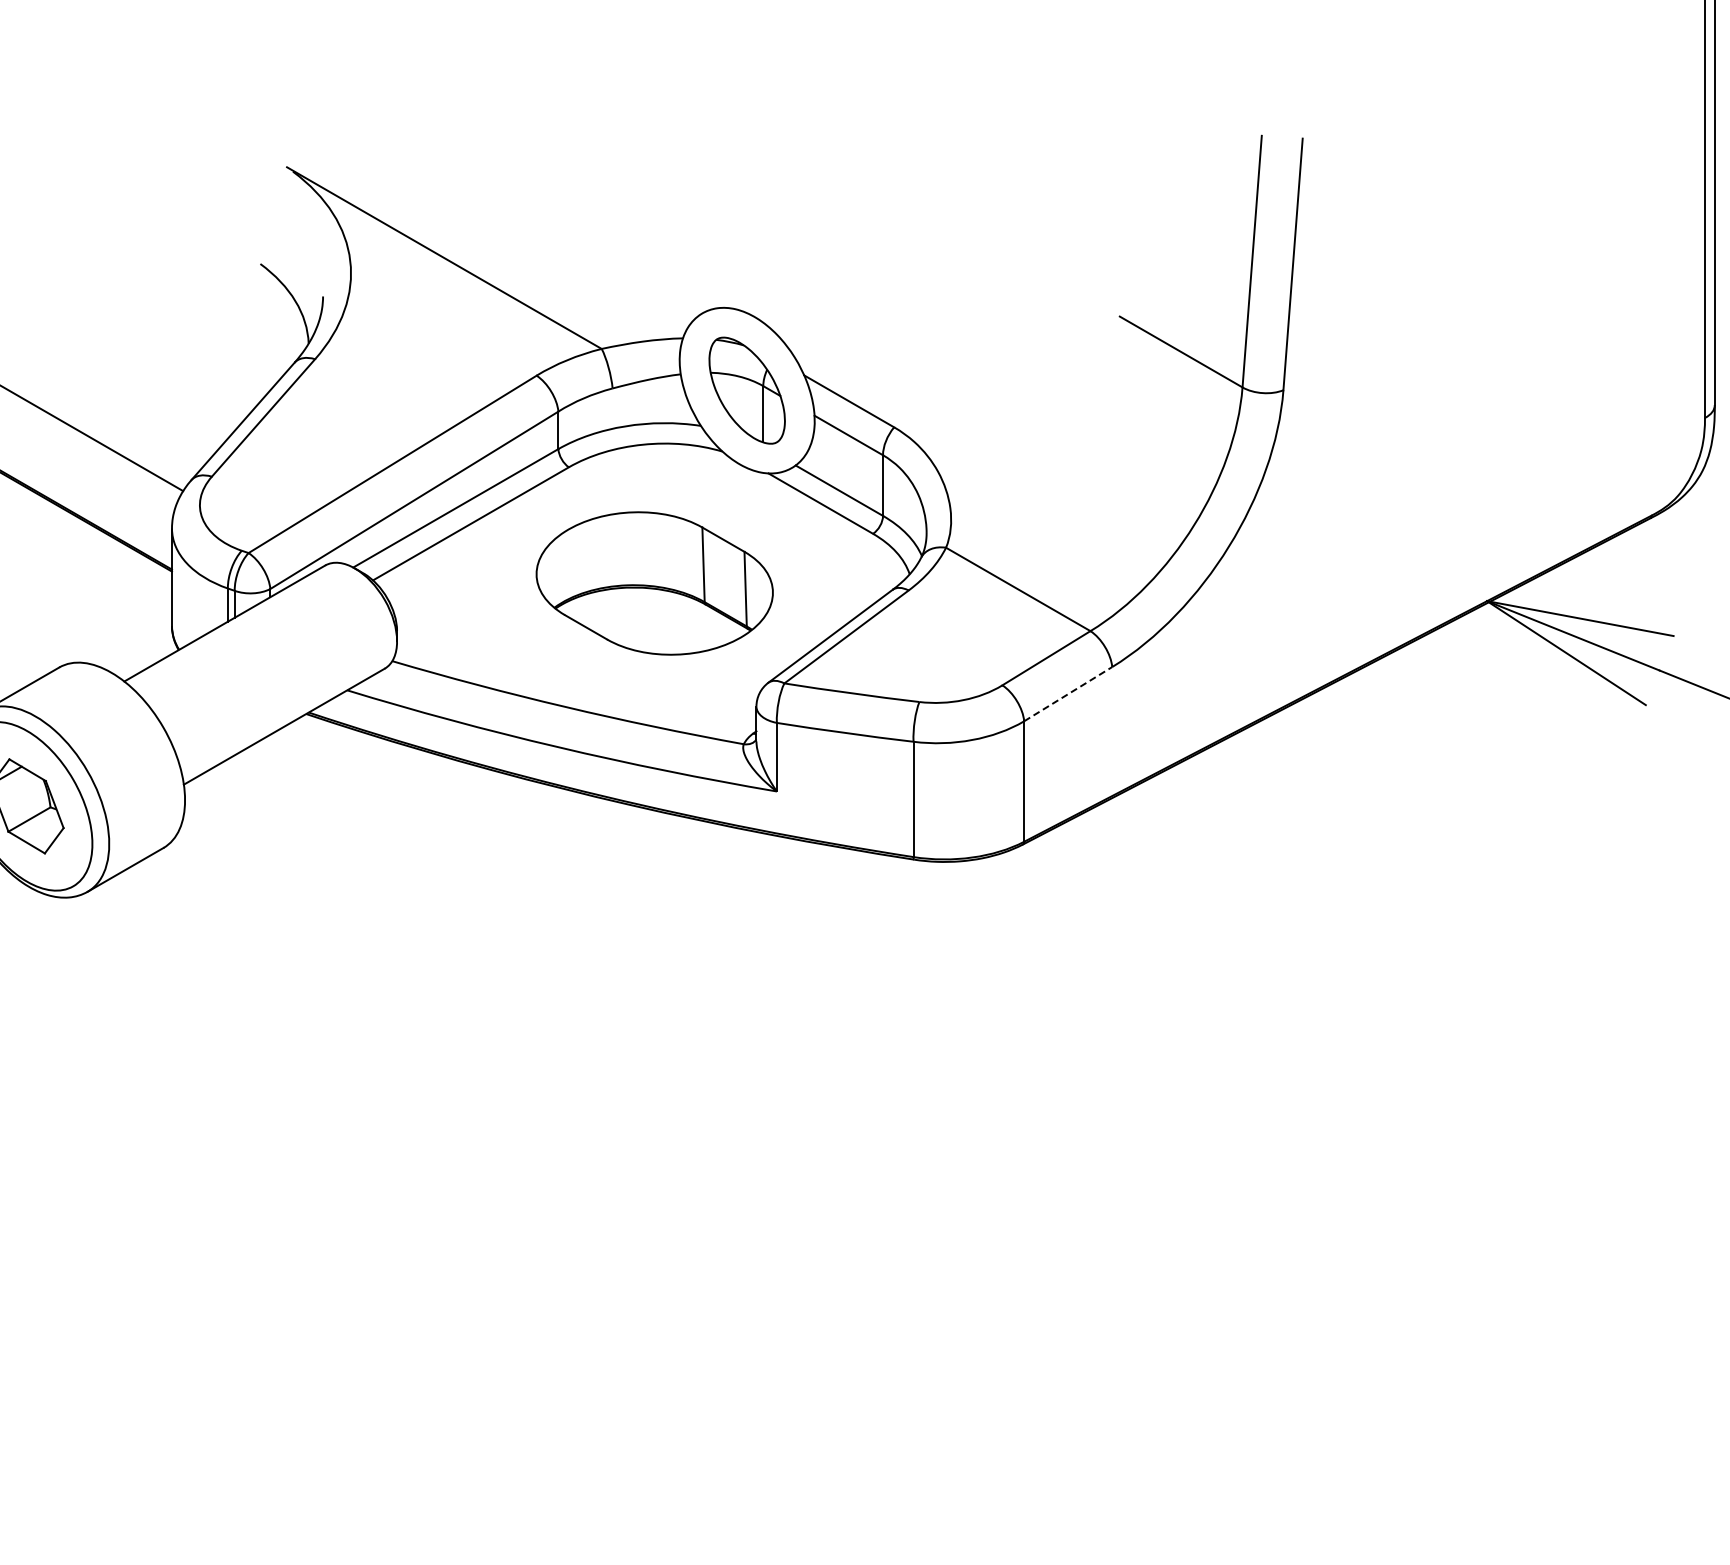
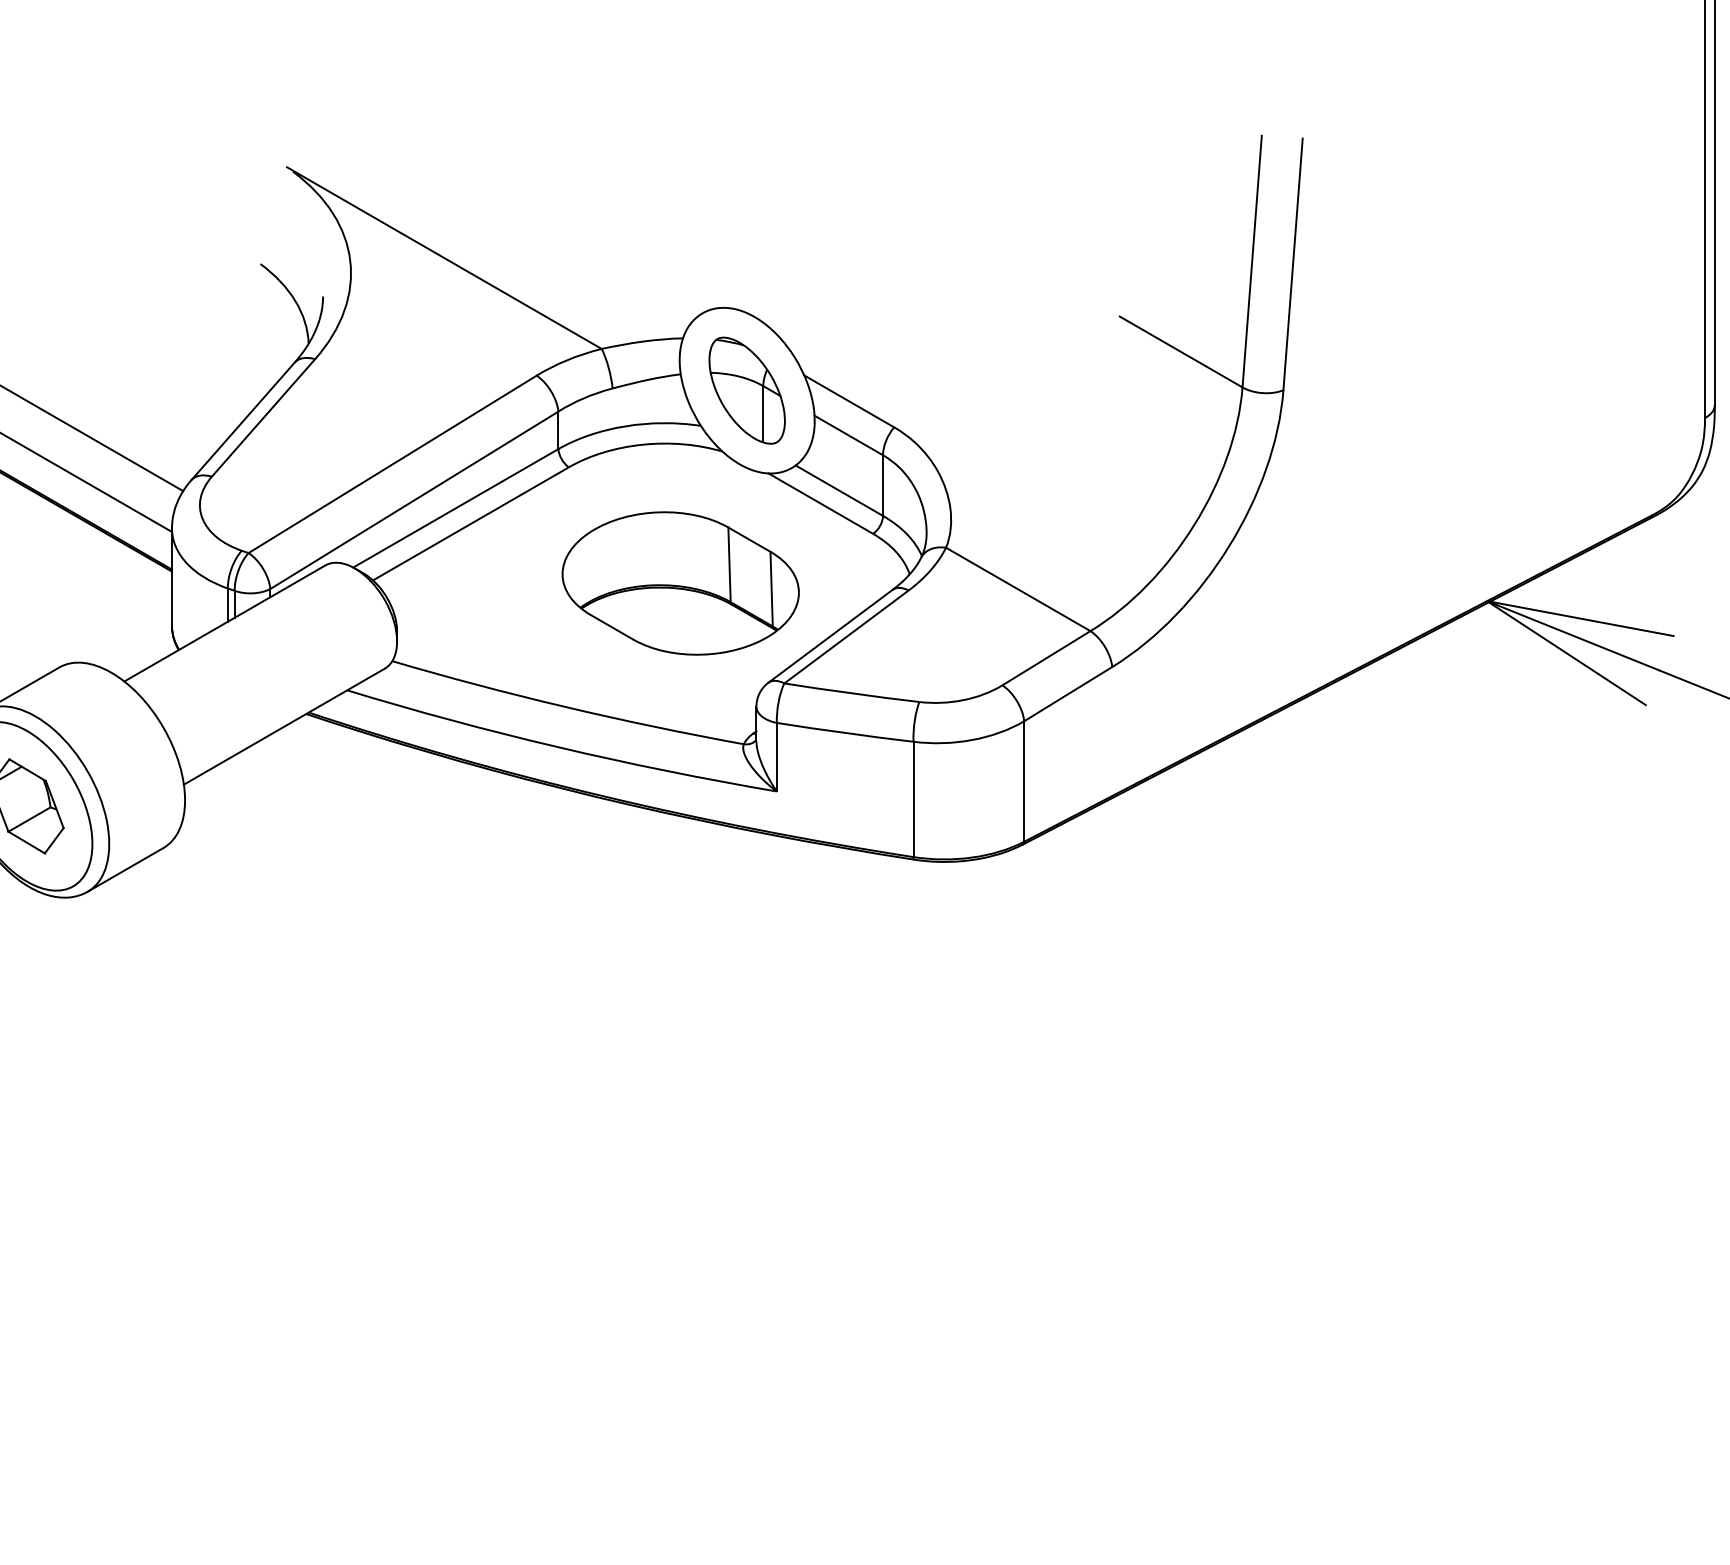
line: none -> present (87, 482)
part position: (654, 583) -> (680, 583) (680, 583)
line: dashed -> solid (1068, 694)
